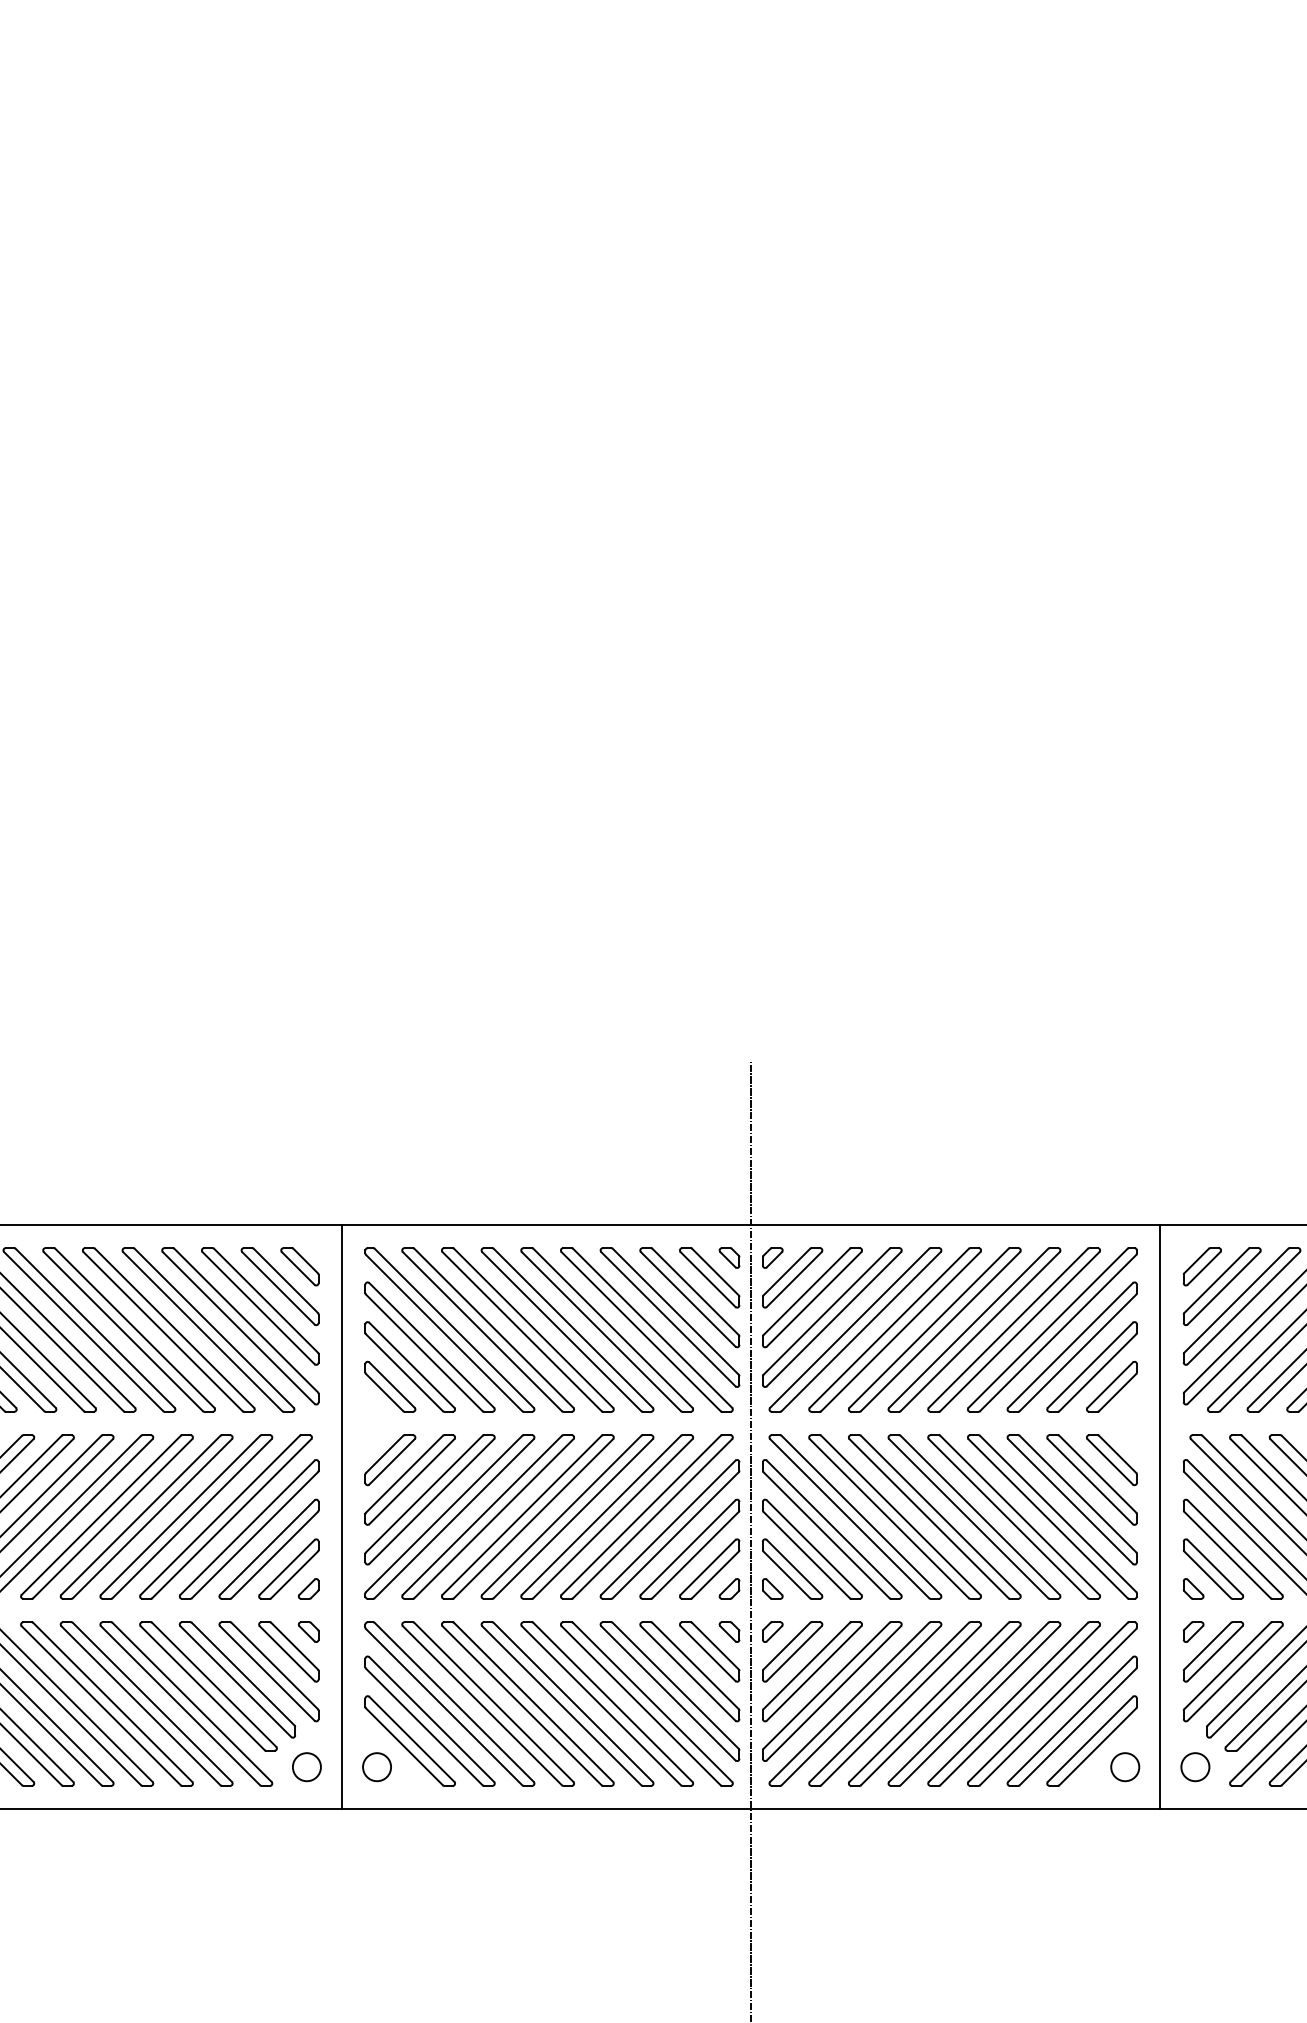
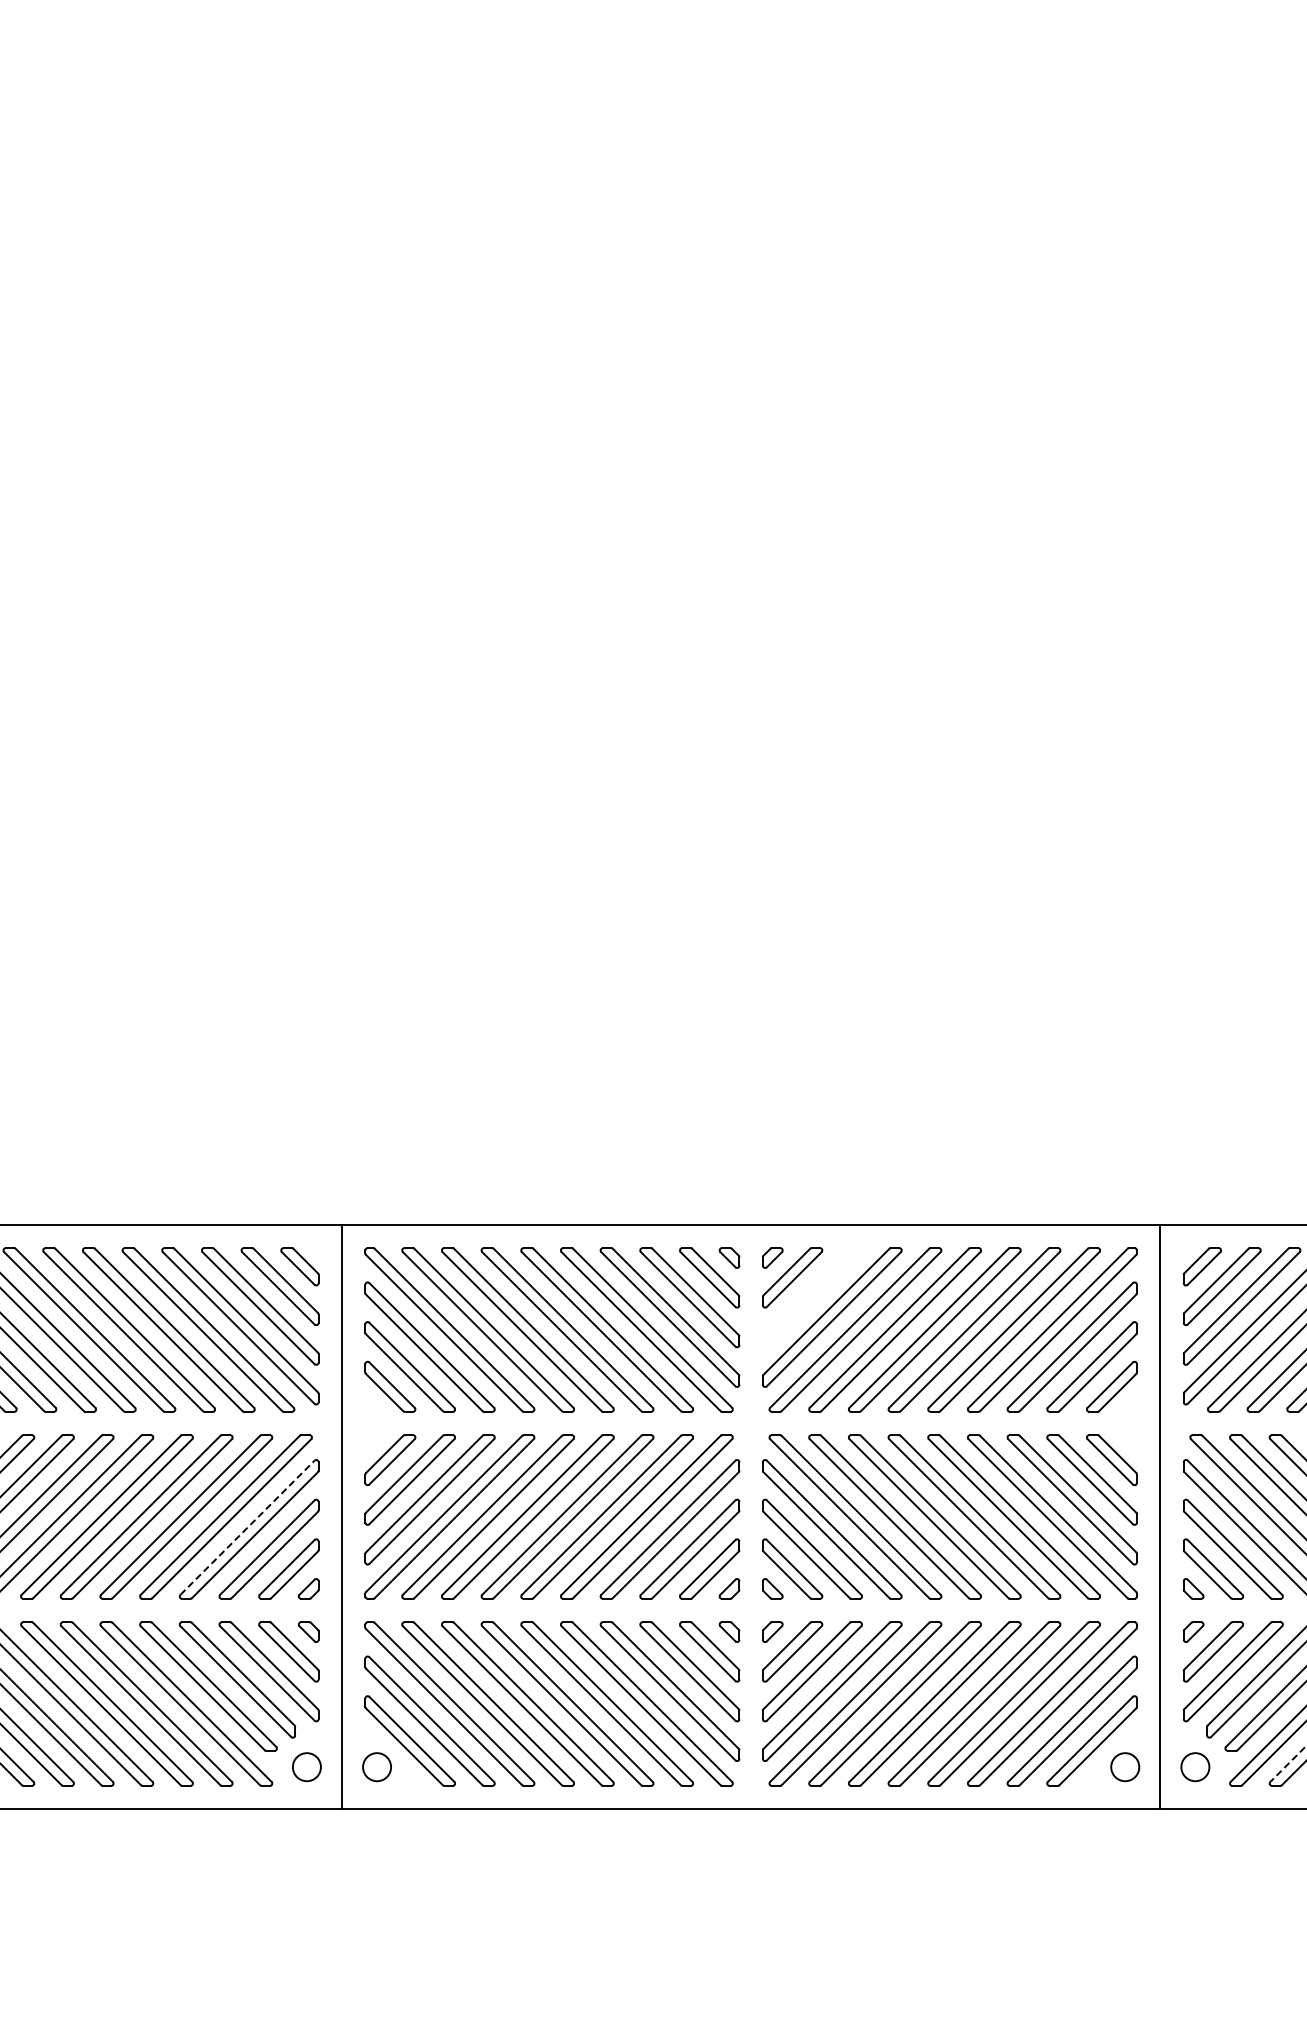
part: present -> none (812, 1297)
line: solid -> dashed (247, 1527)
line: present -> none (751, 1539)
line: solid -> dashed (1288, 1764)
